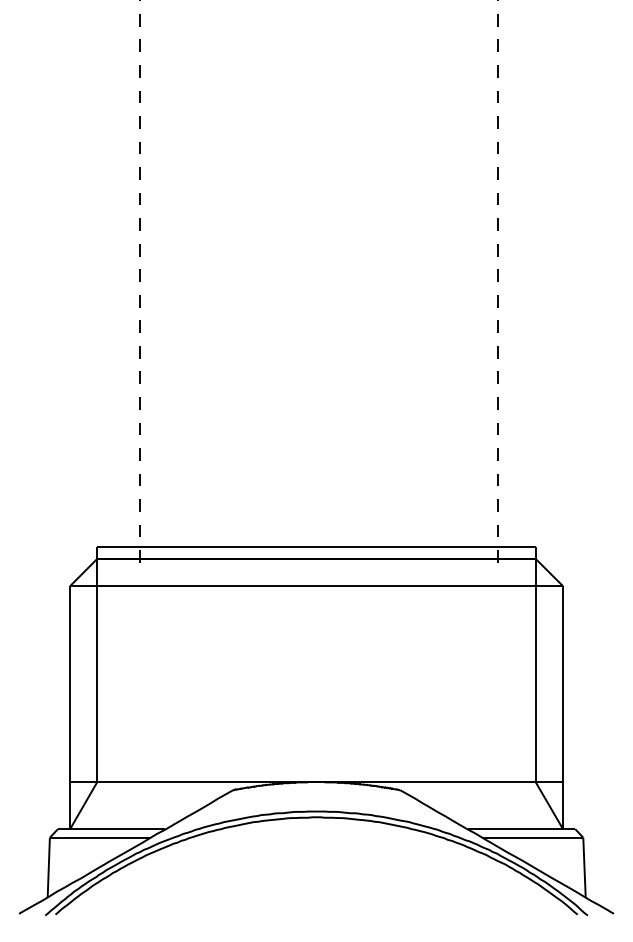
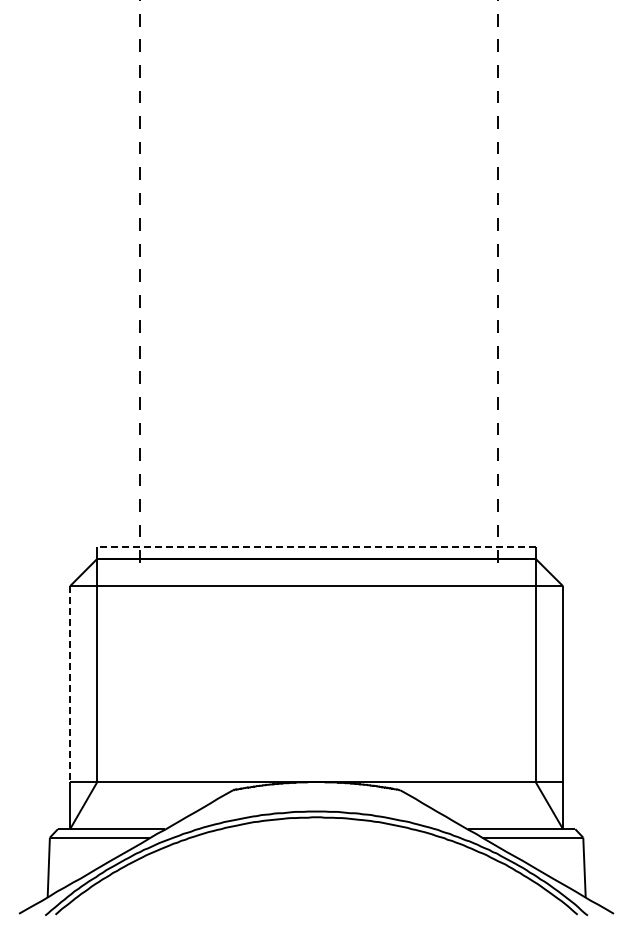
line: solid -> dashed (315, 546)
line: solid -> dashed (70, 684)
